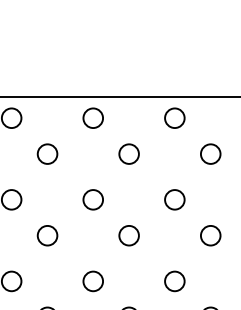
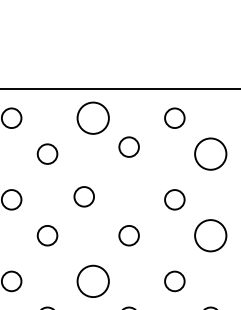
line position: (119, 97) -> (119, 89) (119, 89)
circle diameter: 20 px -> 31 px (92, 117)
circle position: (128, 153) -> (128, 146) (128, 146)
circle diameter: 20 px -> 31 px (210, 153)
circle position: (92, 199) -> (83, 196) (83, 196)
circle diameter: 20 px -> 31 px (210, 235)
circle diameter: 20 px -> 31 px (92, 281)
